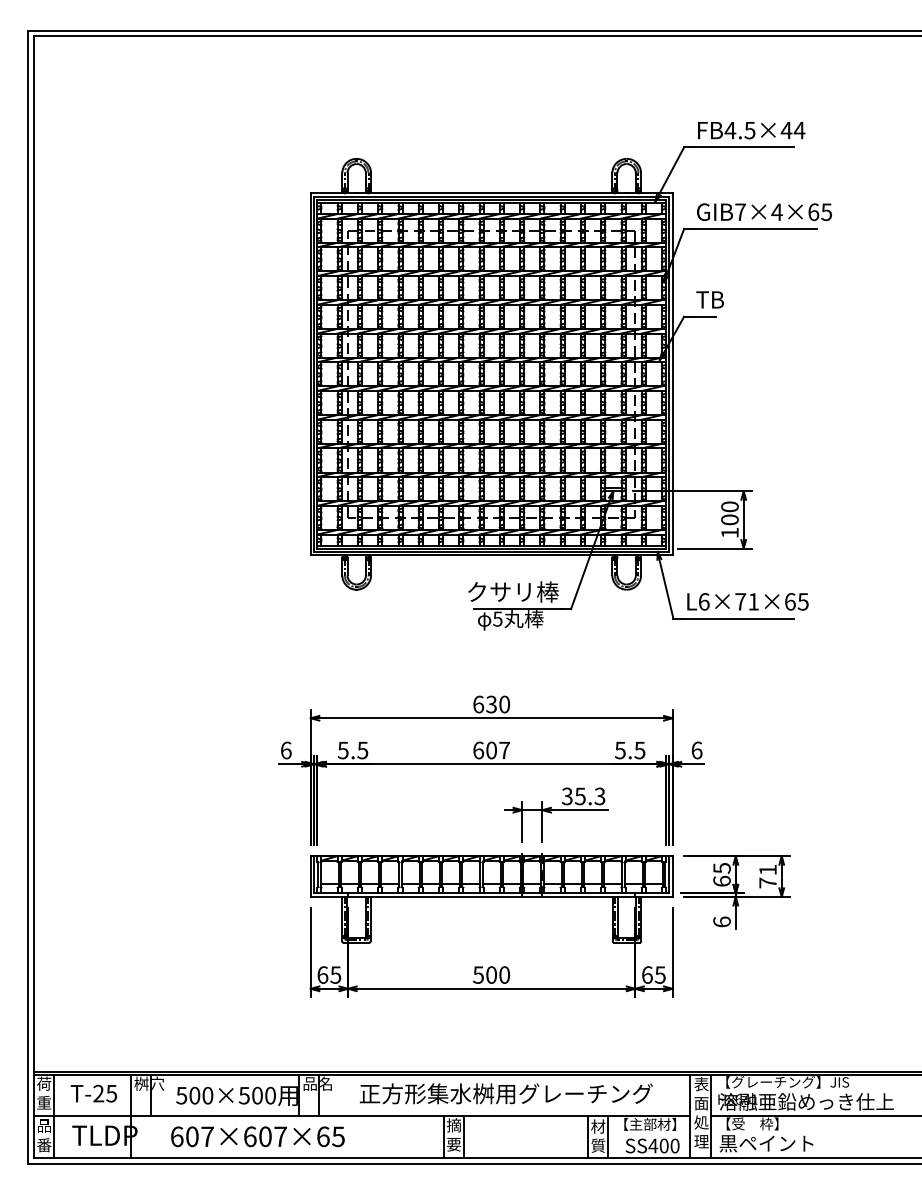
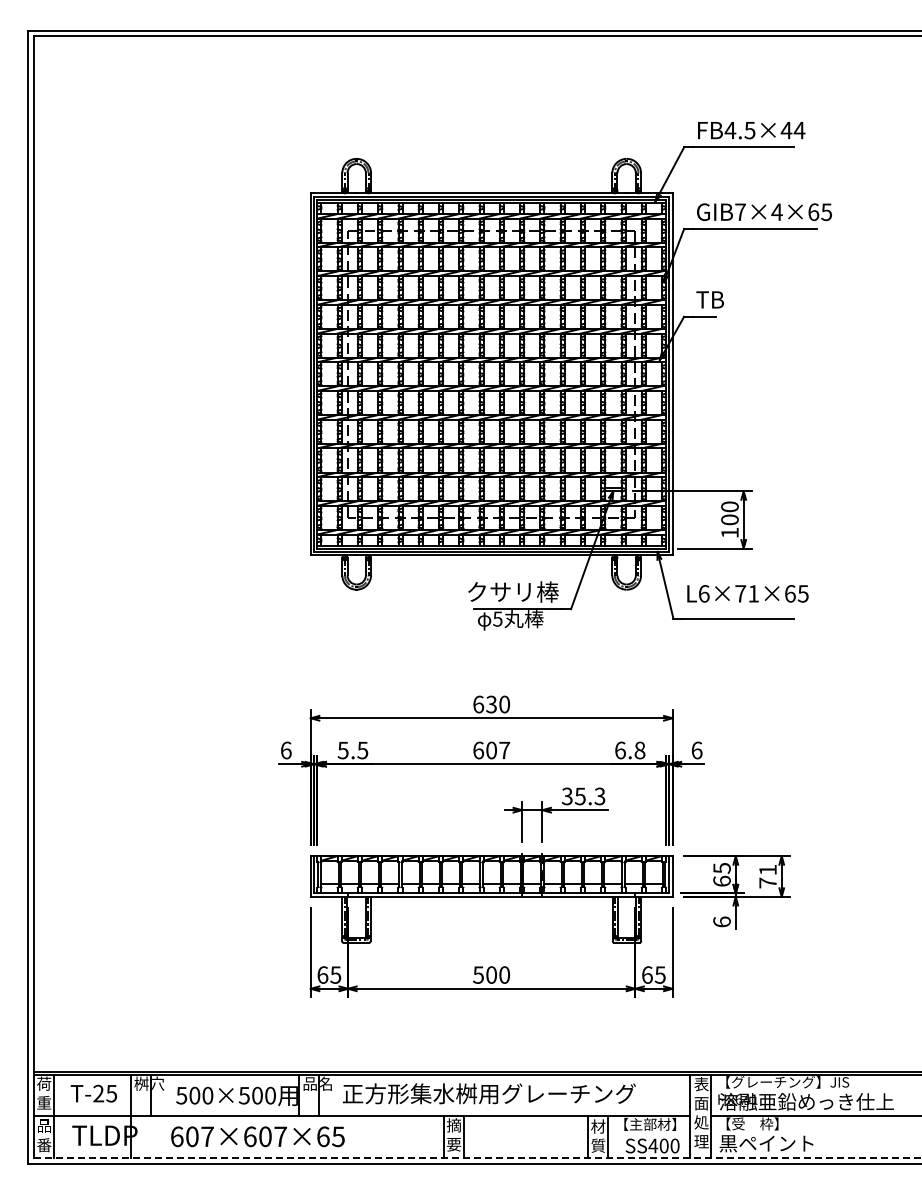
text position: (747, 601) -> (747, 593) (747, 593)
text: 5.5 -> 6.8 (629, 750)
text position: (505, 1093) -> (488, 1093) (488, 1093)
line: solid -> dashed (477, 1158)
